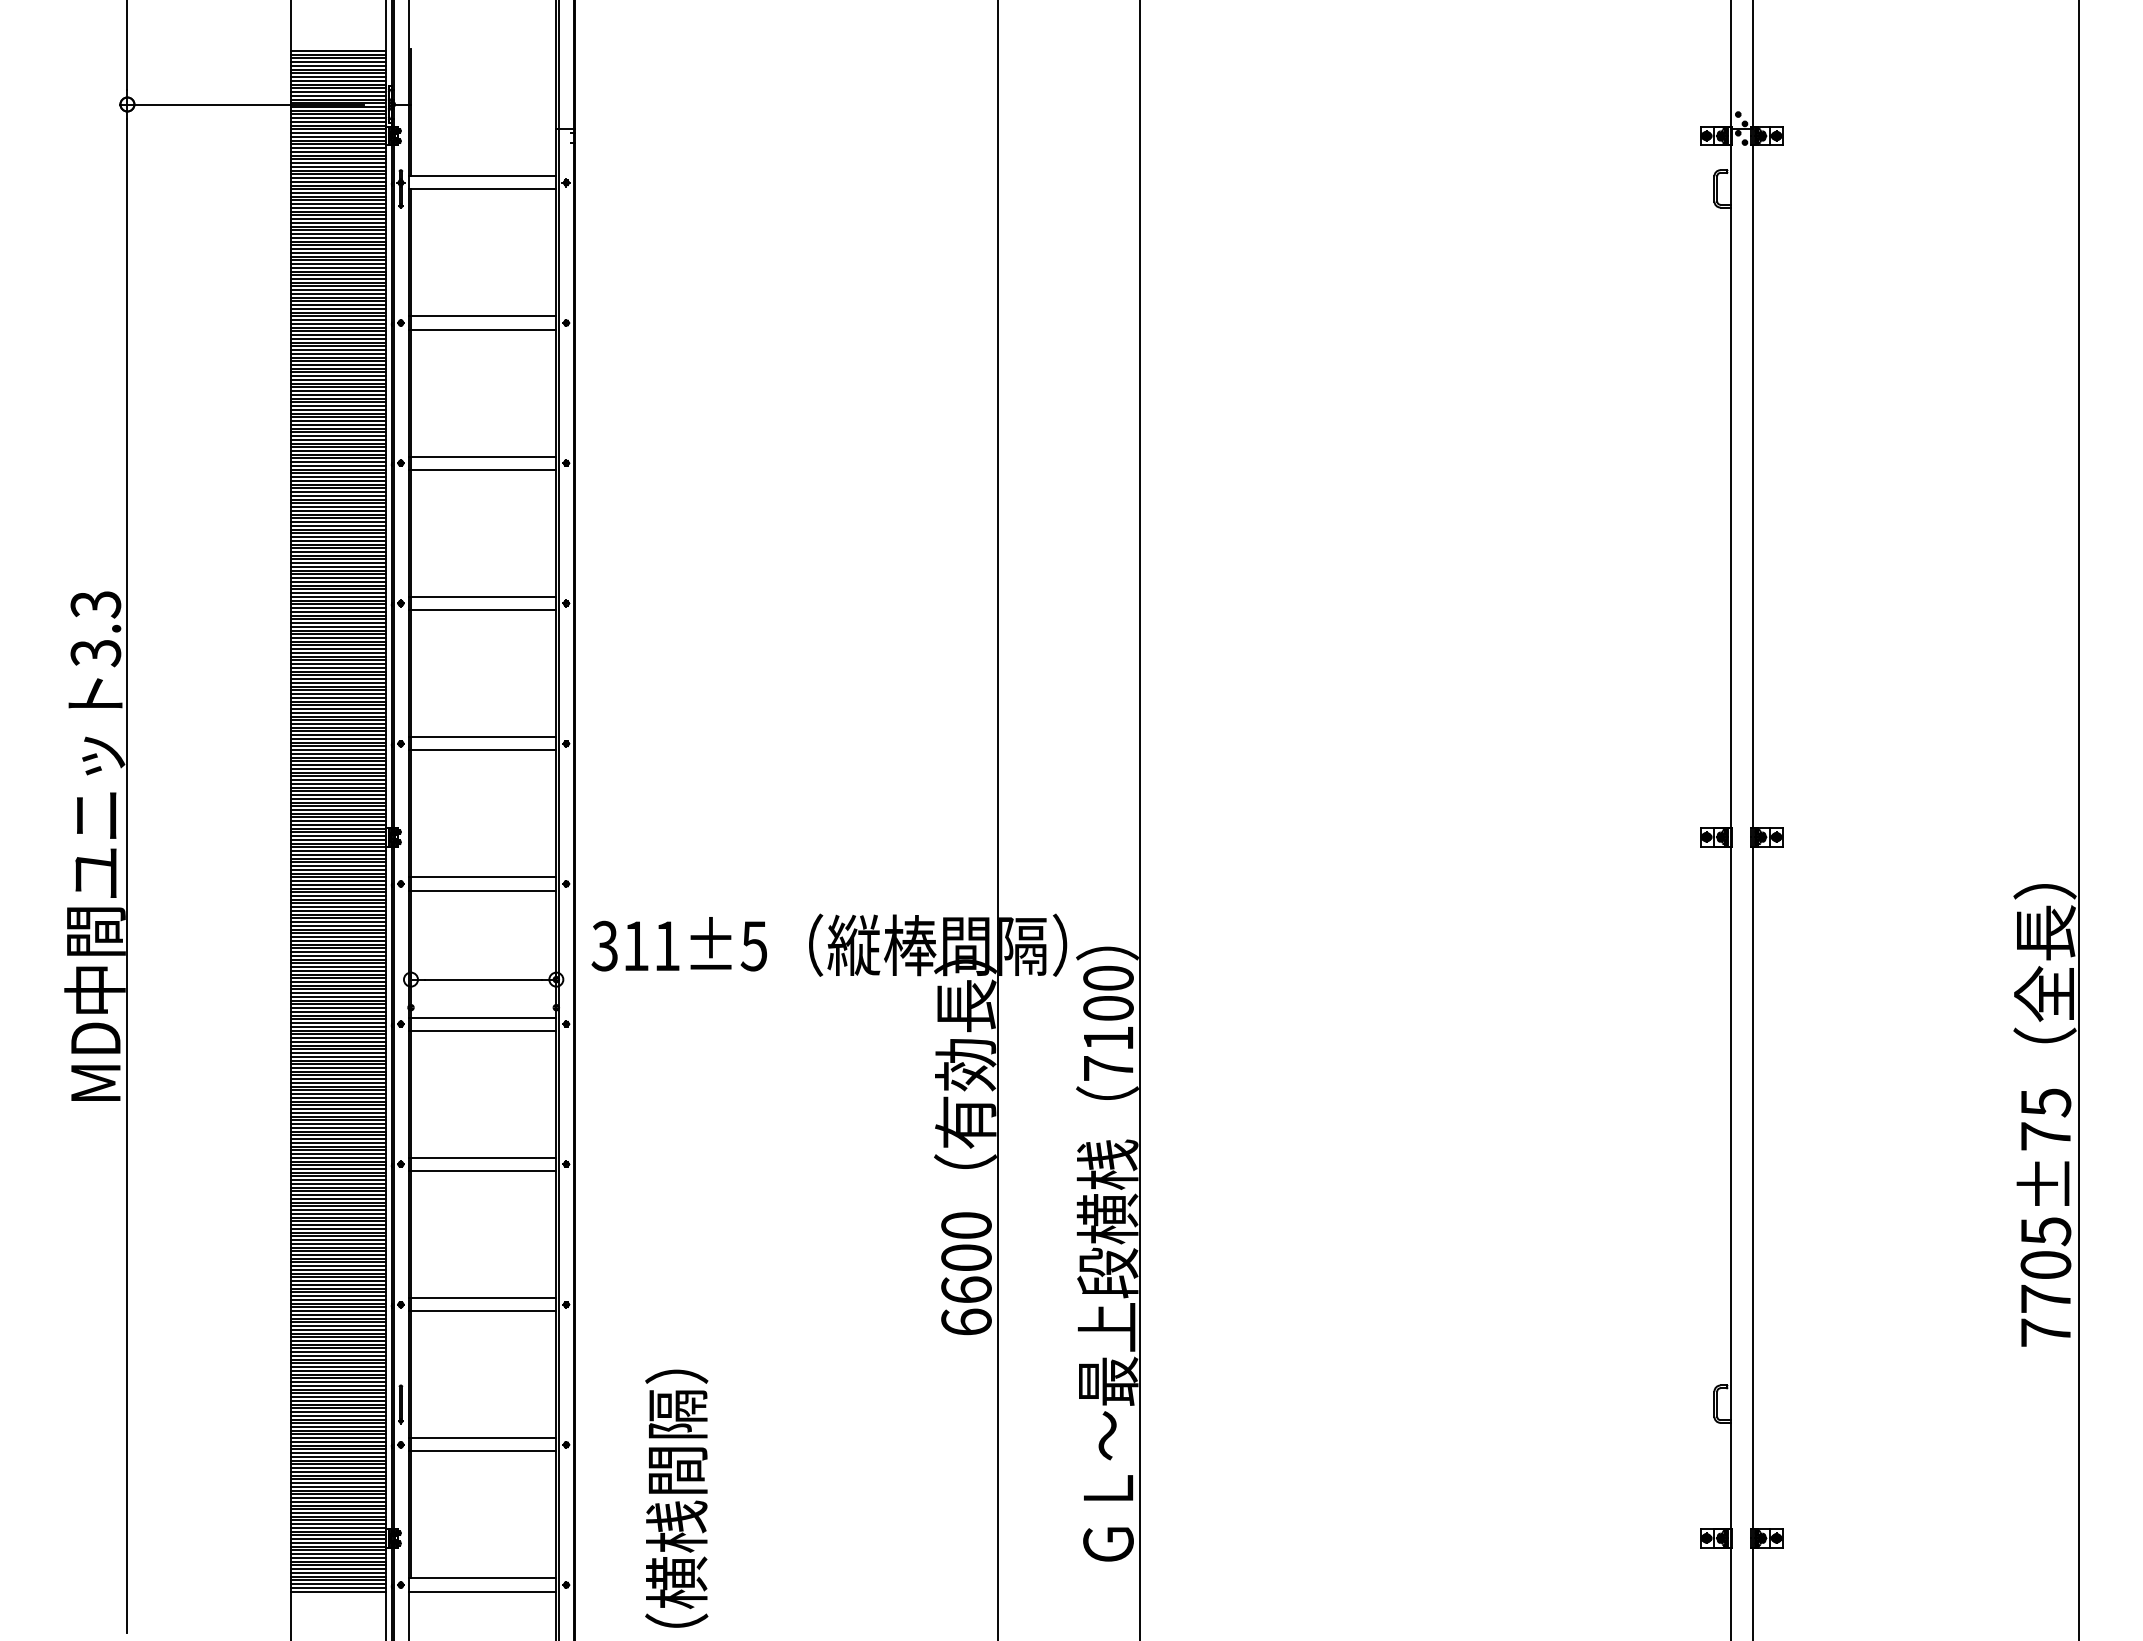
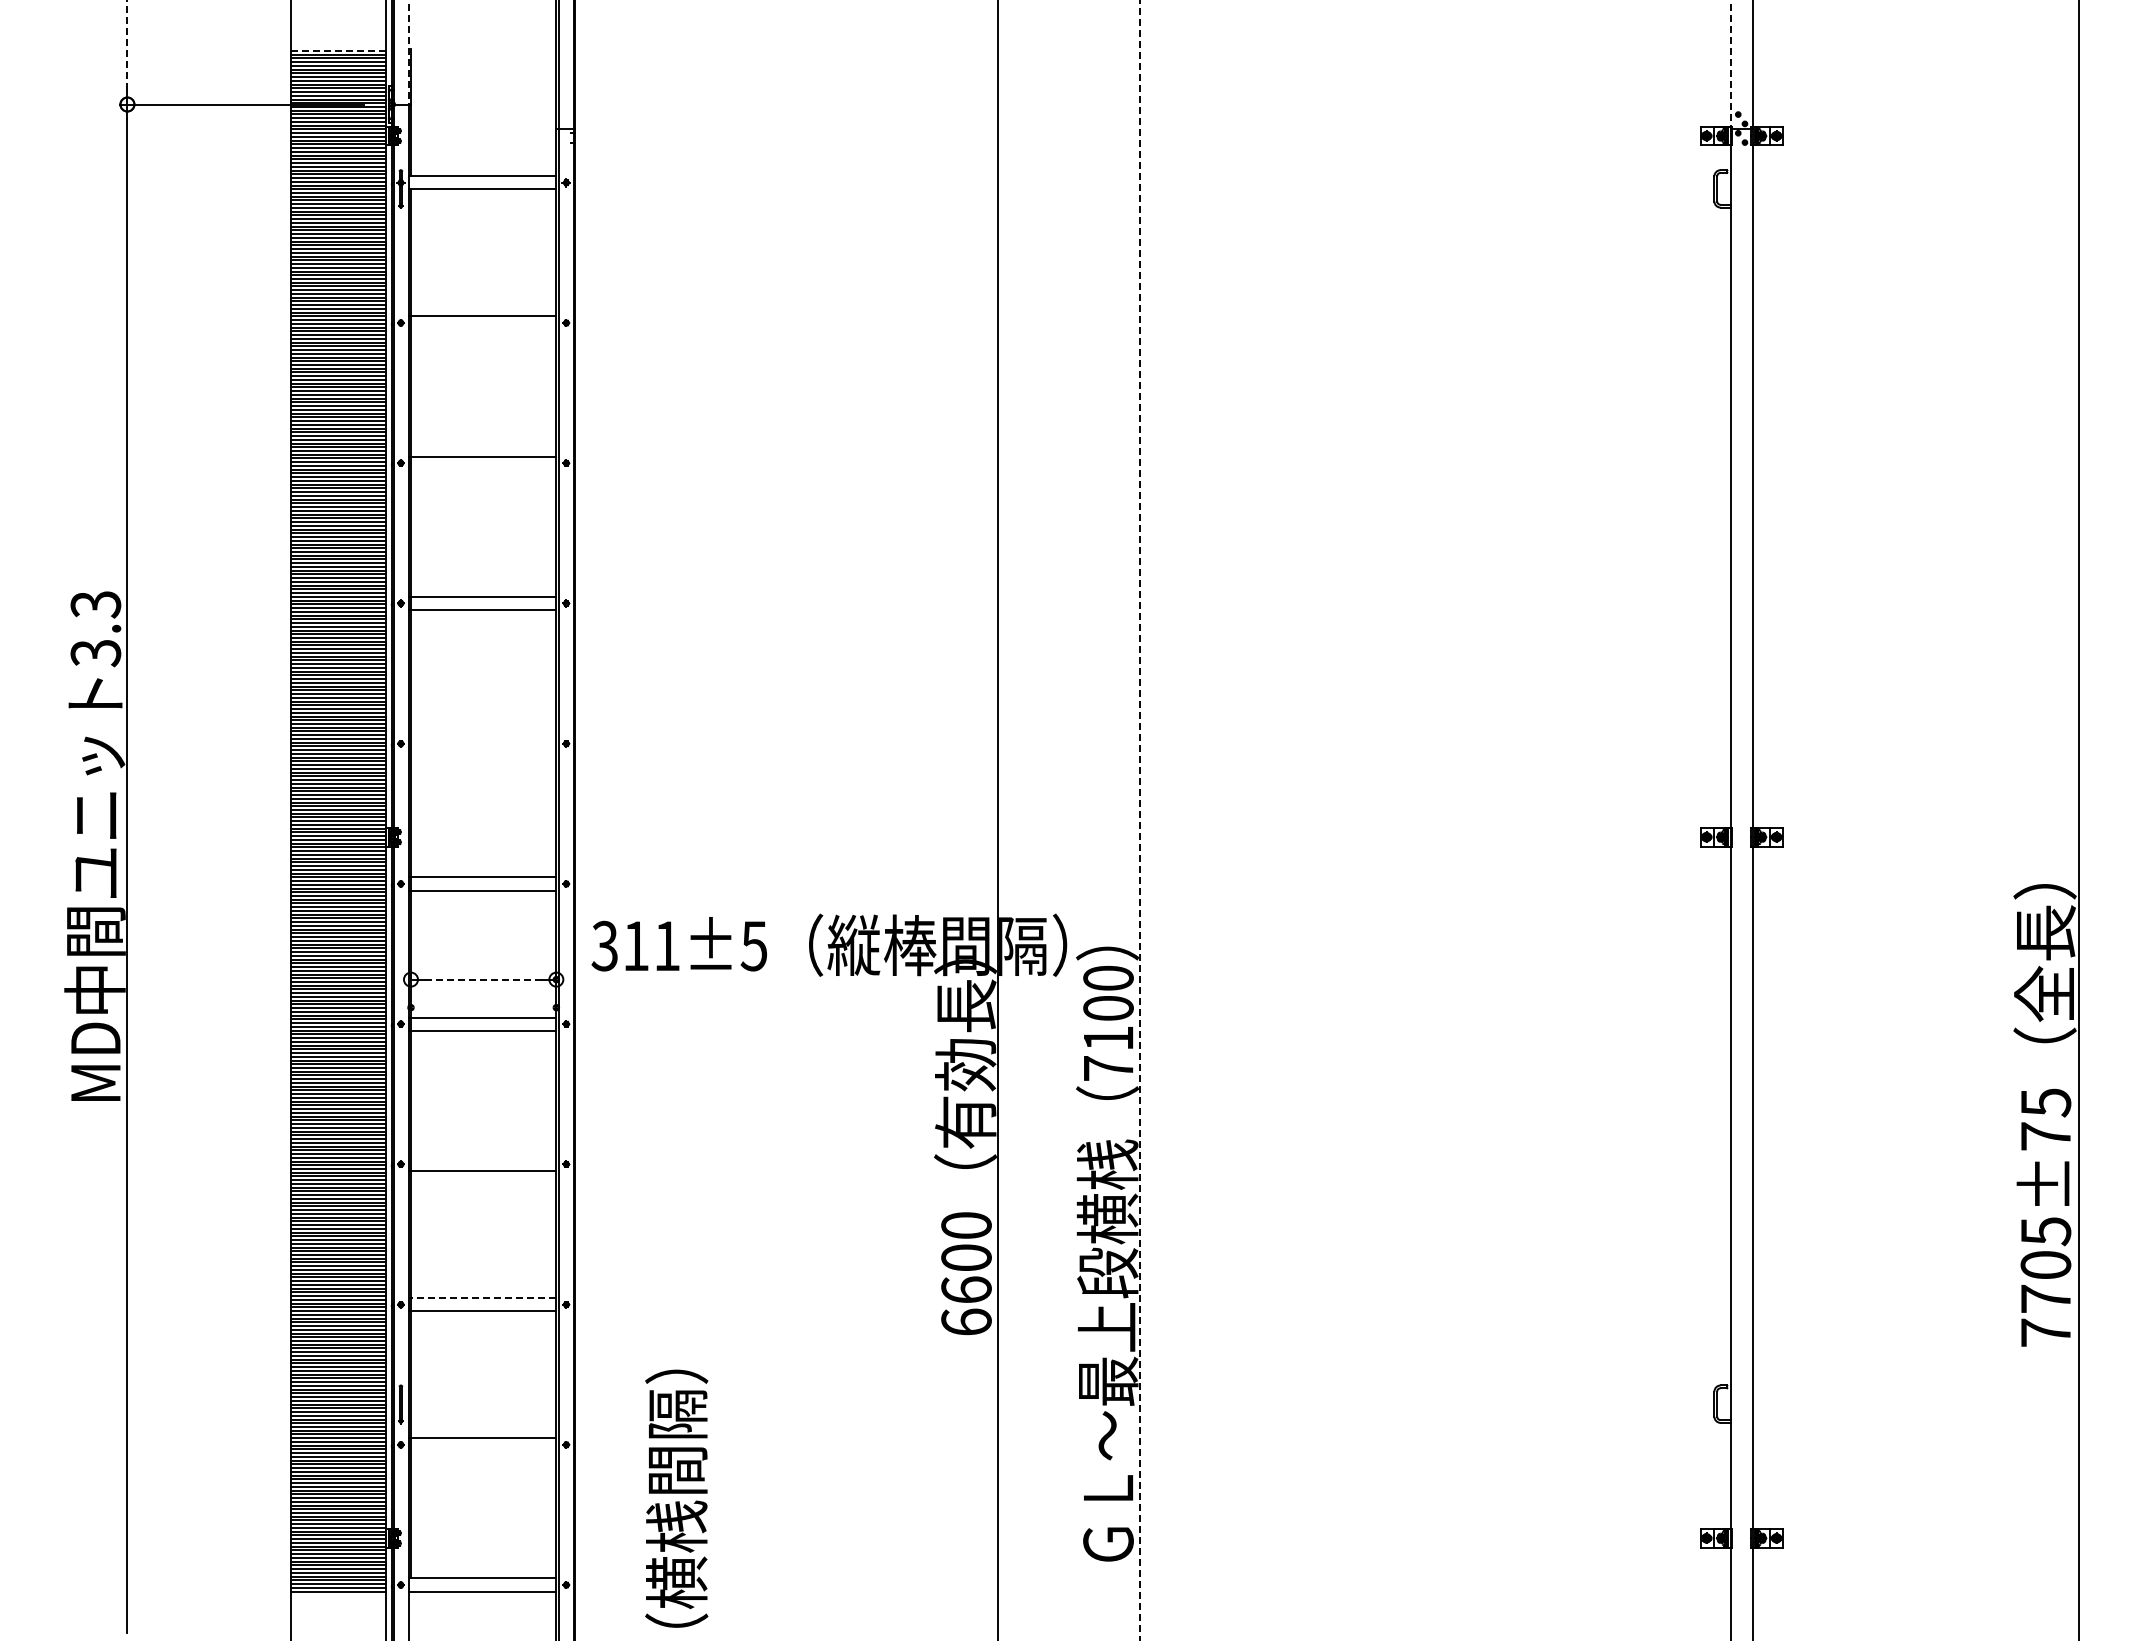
line: solid -> dashed (127, 45)
line: solid -> dashed (338, 50)
line: solid -> dashed (409, 52)
line: solid -> dashed (1730, 64)
line: present -> none (482, 329)
line: present -> none (482, 469)
line: present -> none (482, 737)
line: present -> none (482, 750)
line: solid -> dashed (1140, 820)
line: solid -> dashed (483, 979)
line: present -> none (482, 1157)
line: solid -> dashed (482, 1297)
line: present -> none (482, 1451)
